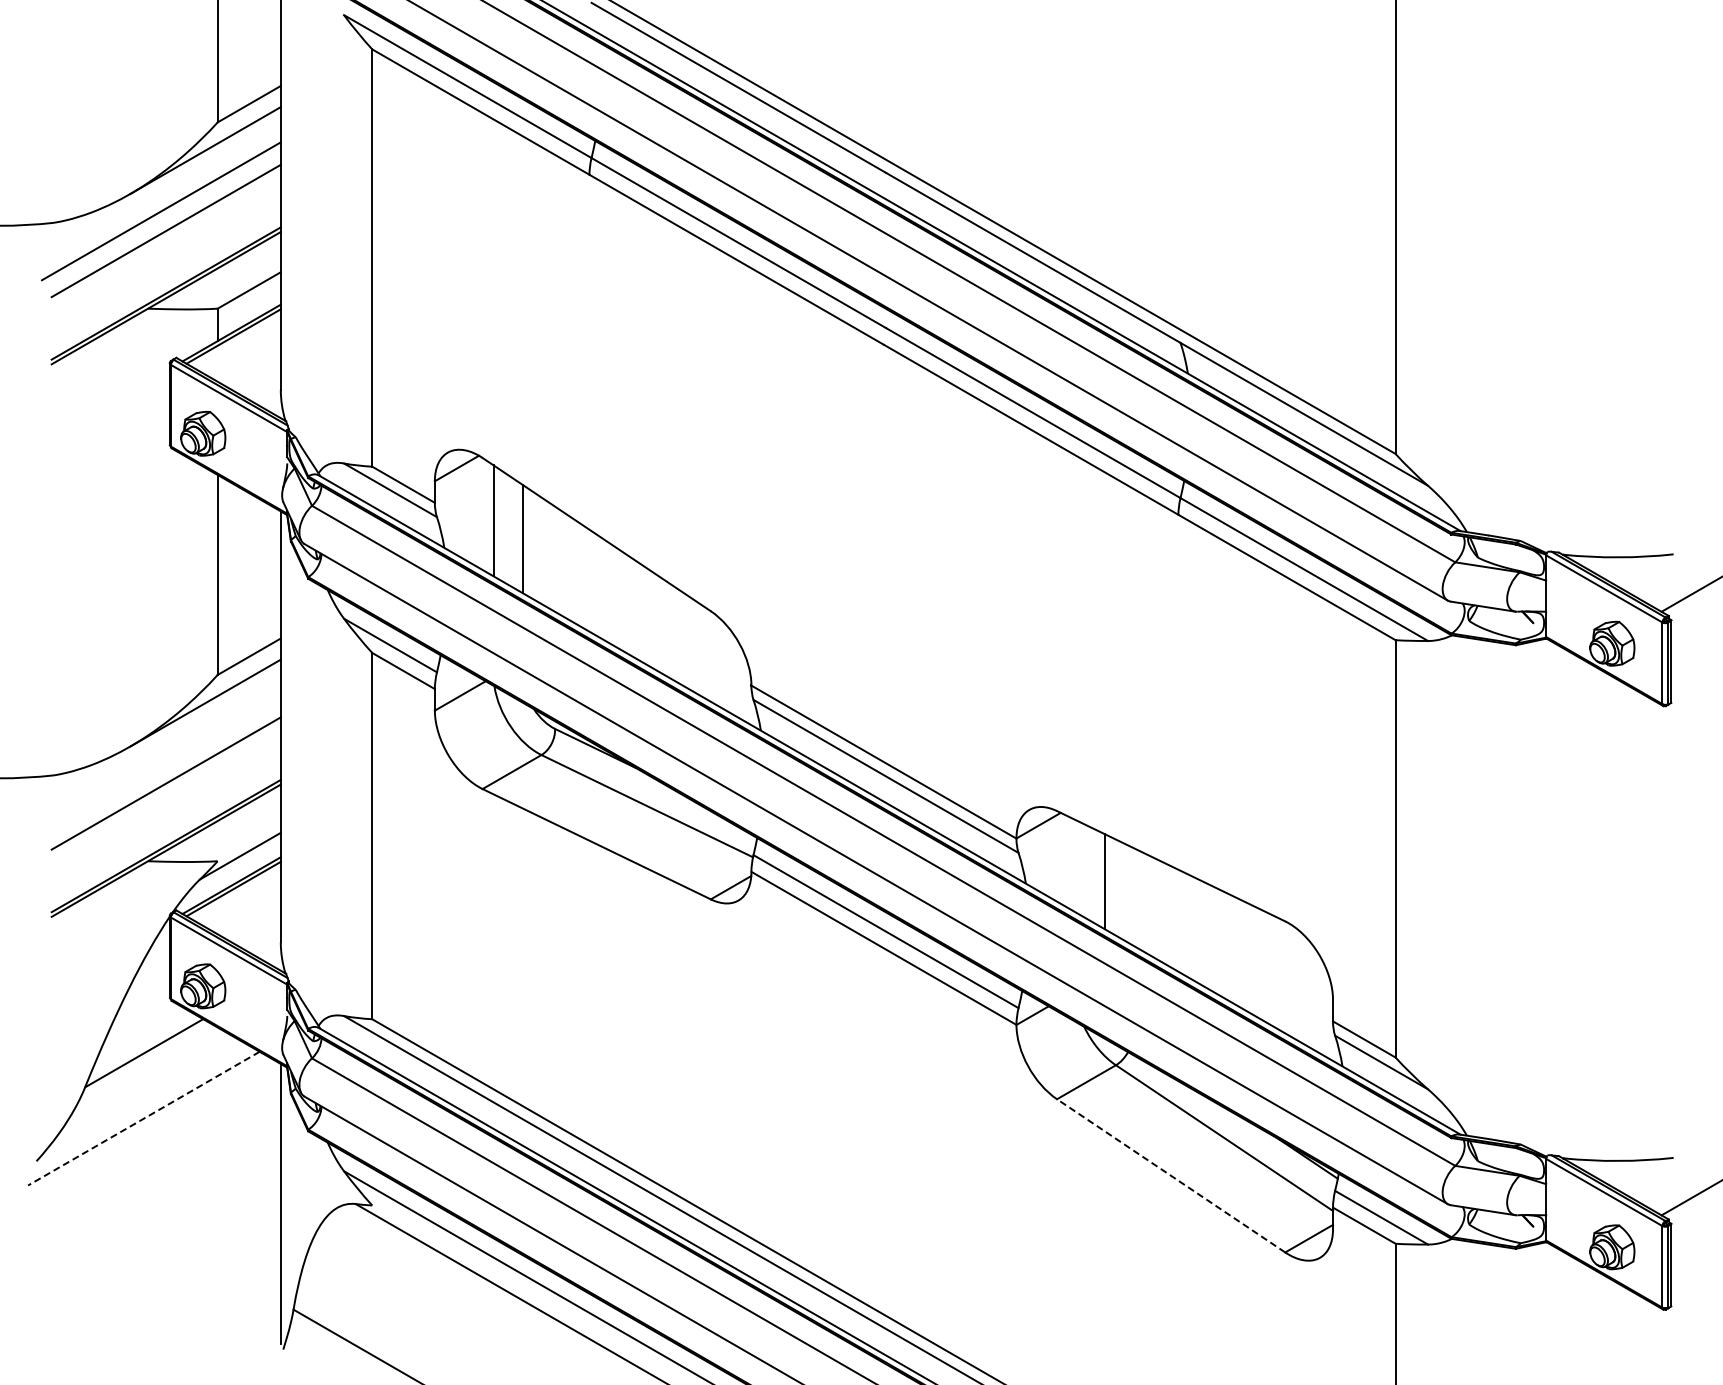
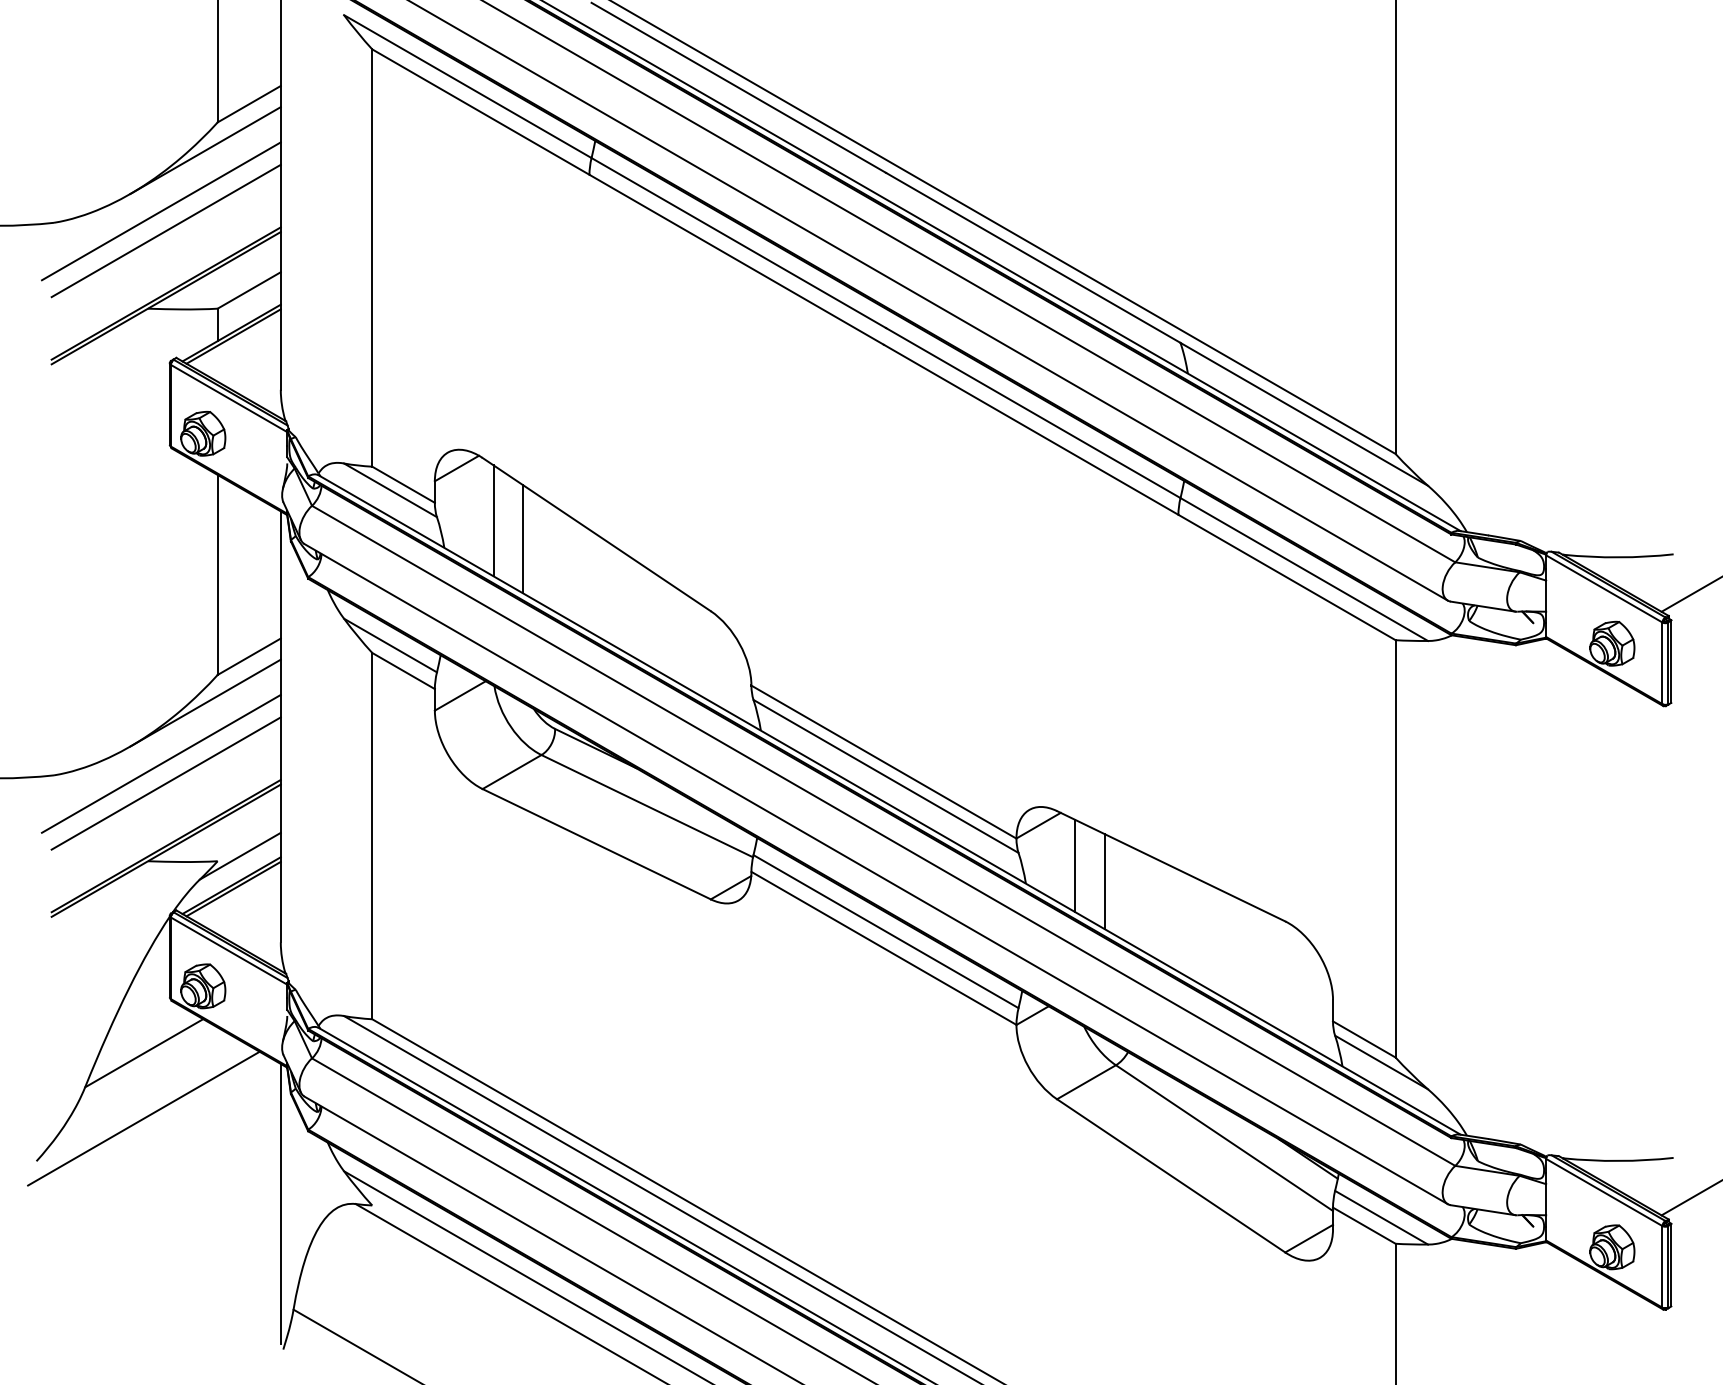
line: none -> present (160, 763)
line: none -> present (1075, 865)
line: dashed -> solid (143, 1118)
line: dashed -> solid (1170, 1175)
